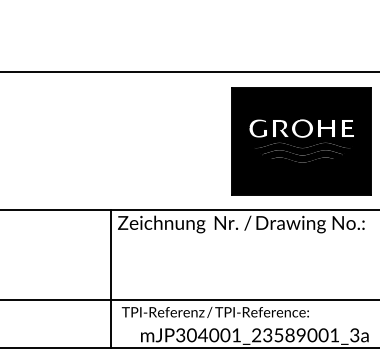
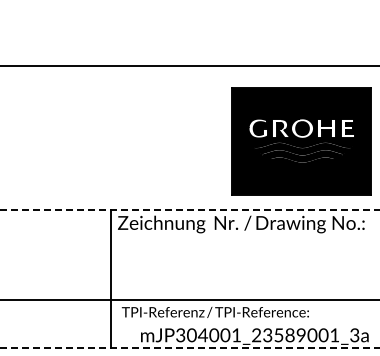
line position: (189, 72) -> (189, 66) (189, 66)
line: solid -> dashed (189, 210)
line: solid -> dashed (189, 348)
